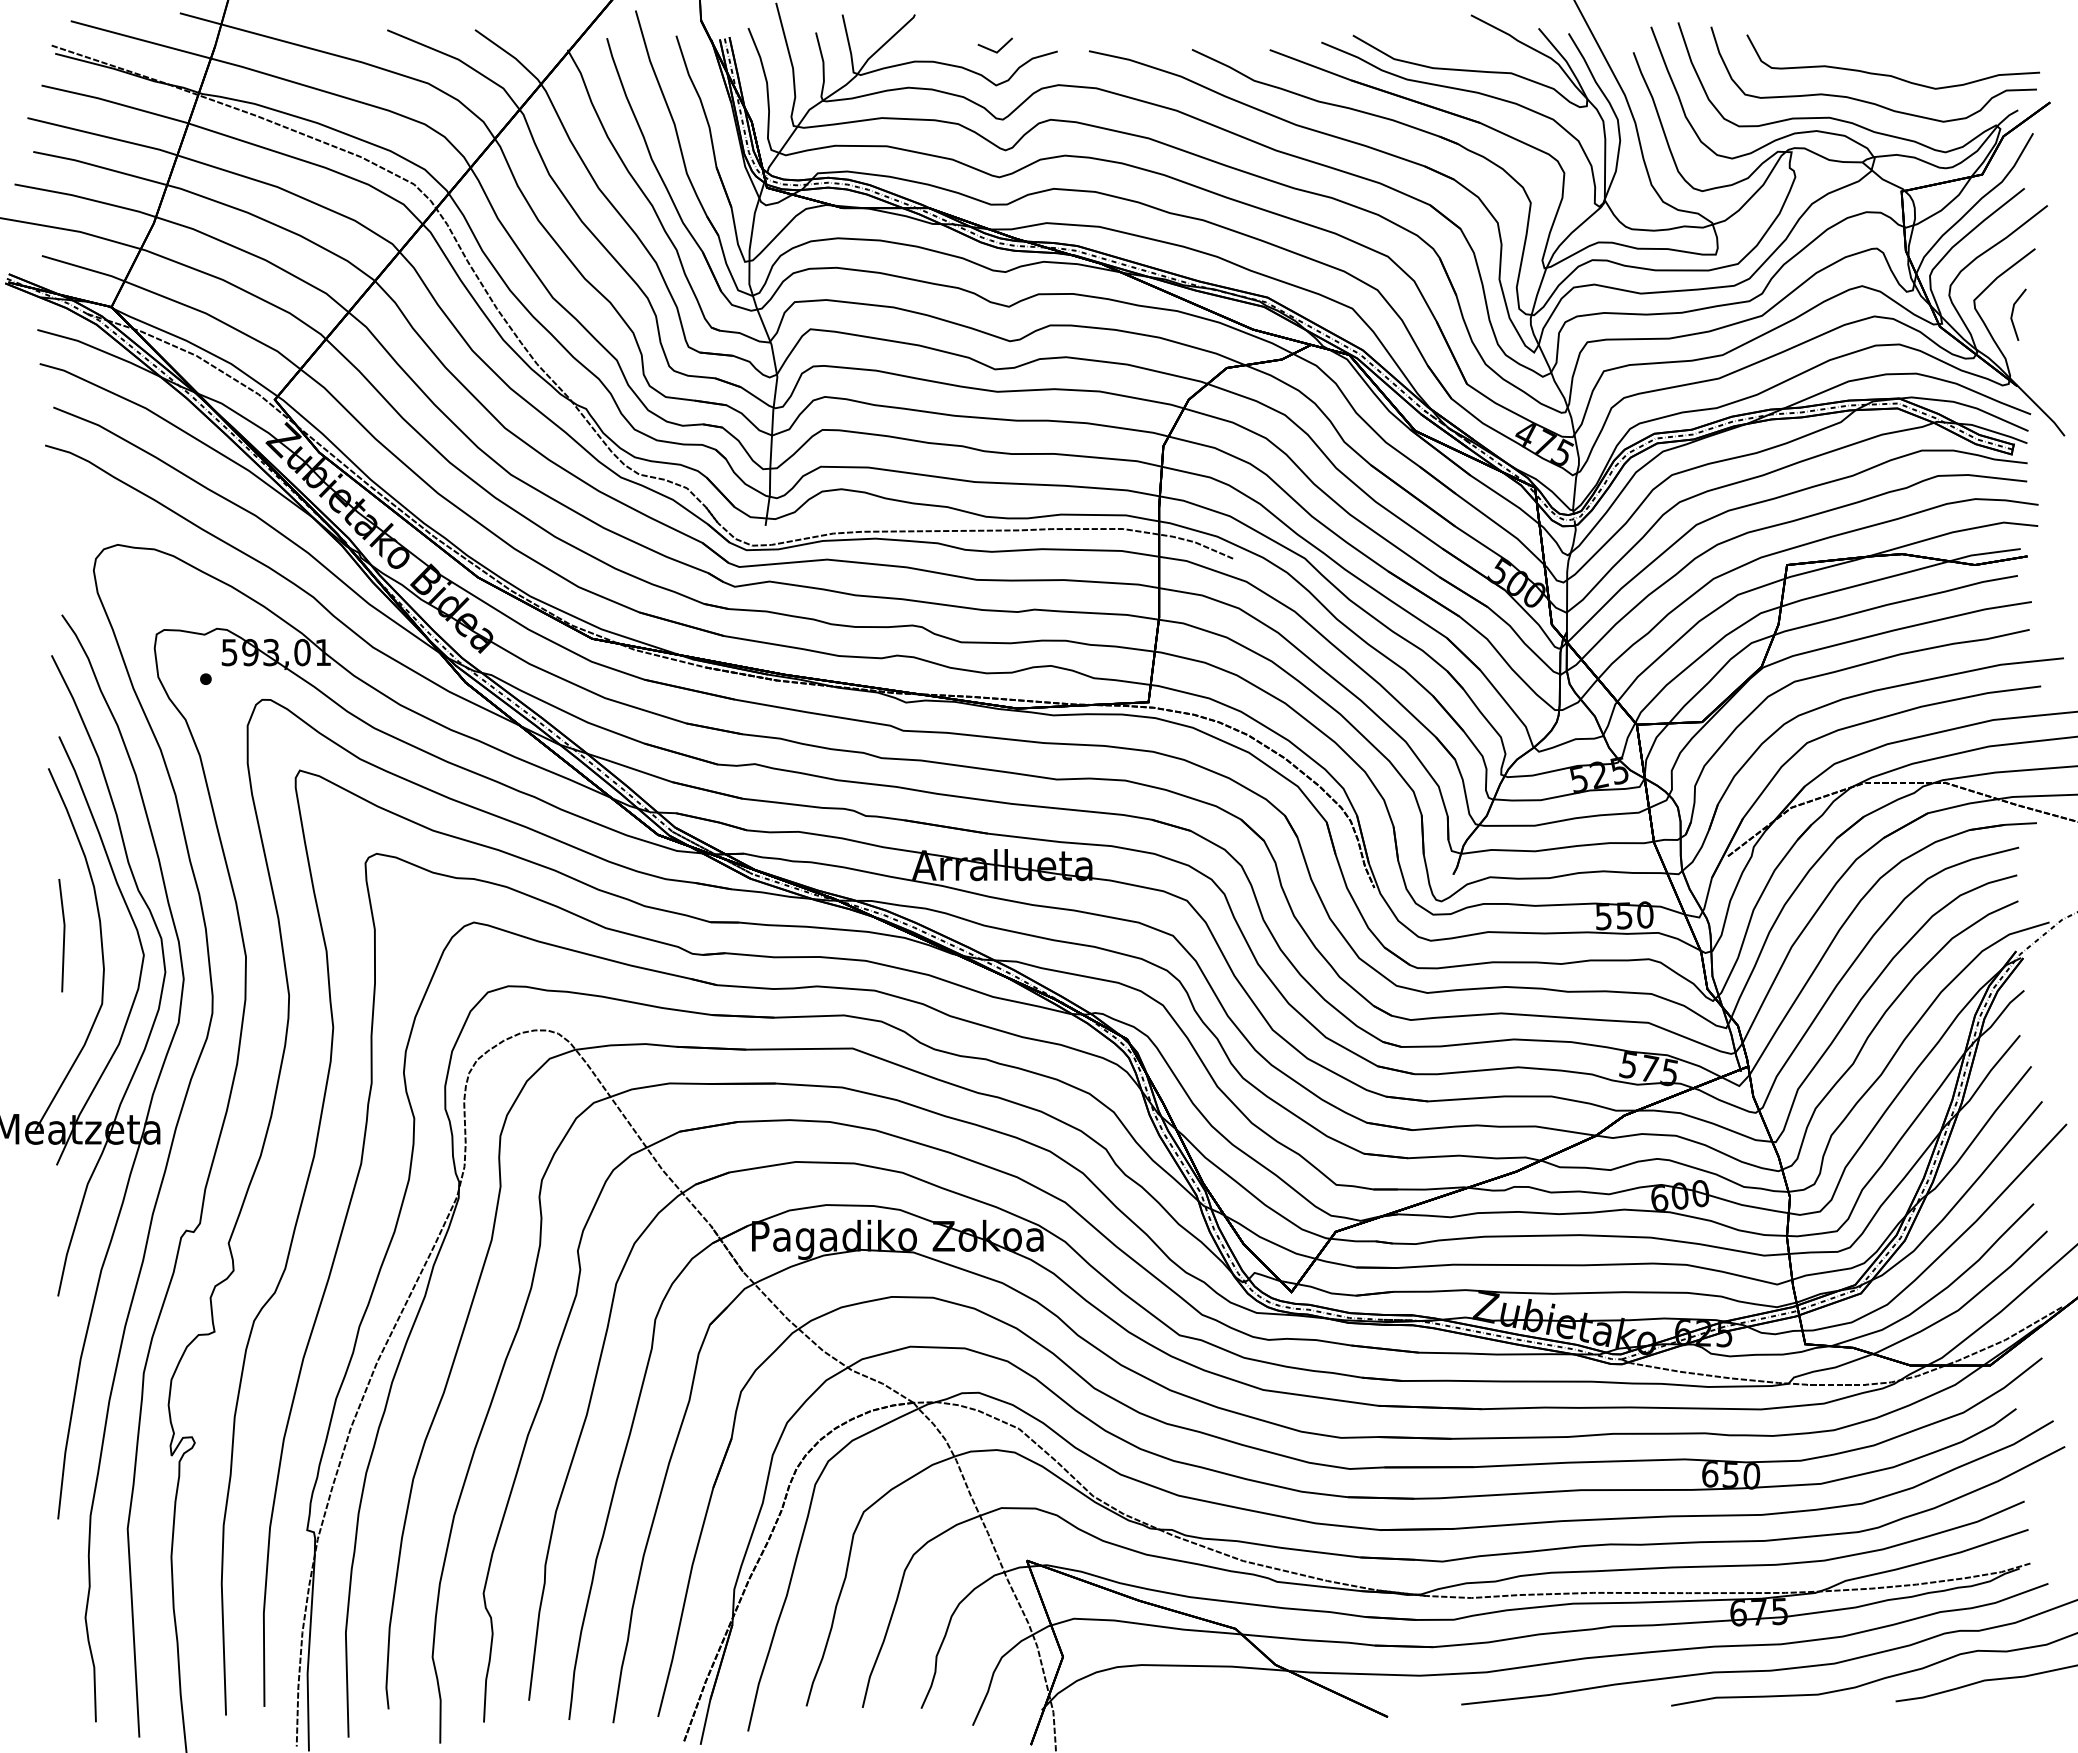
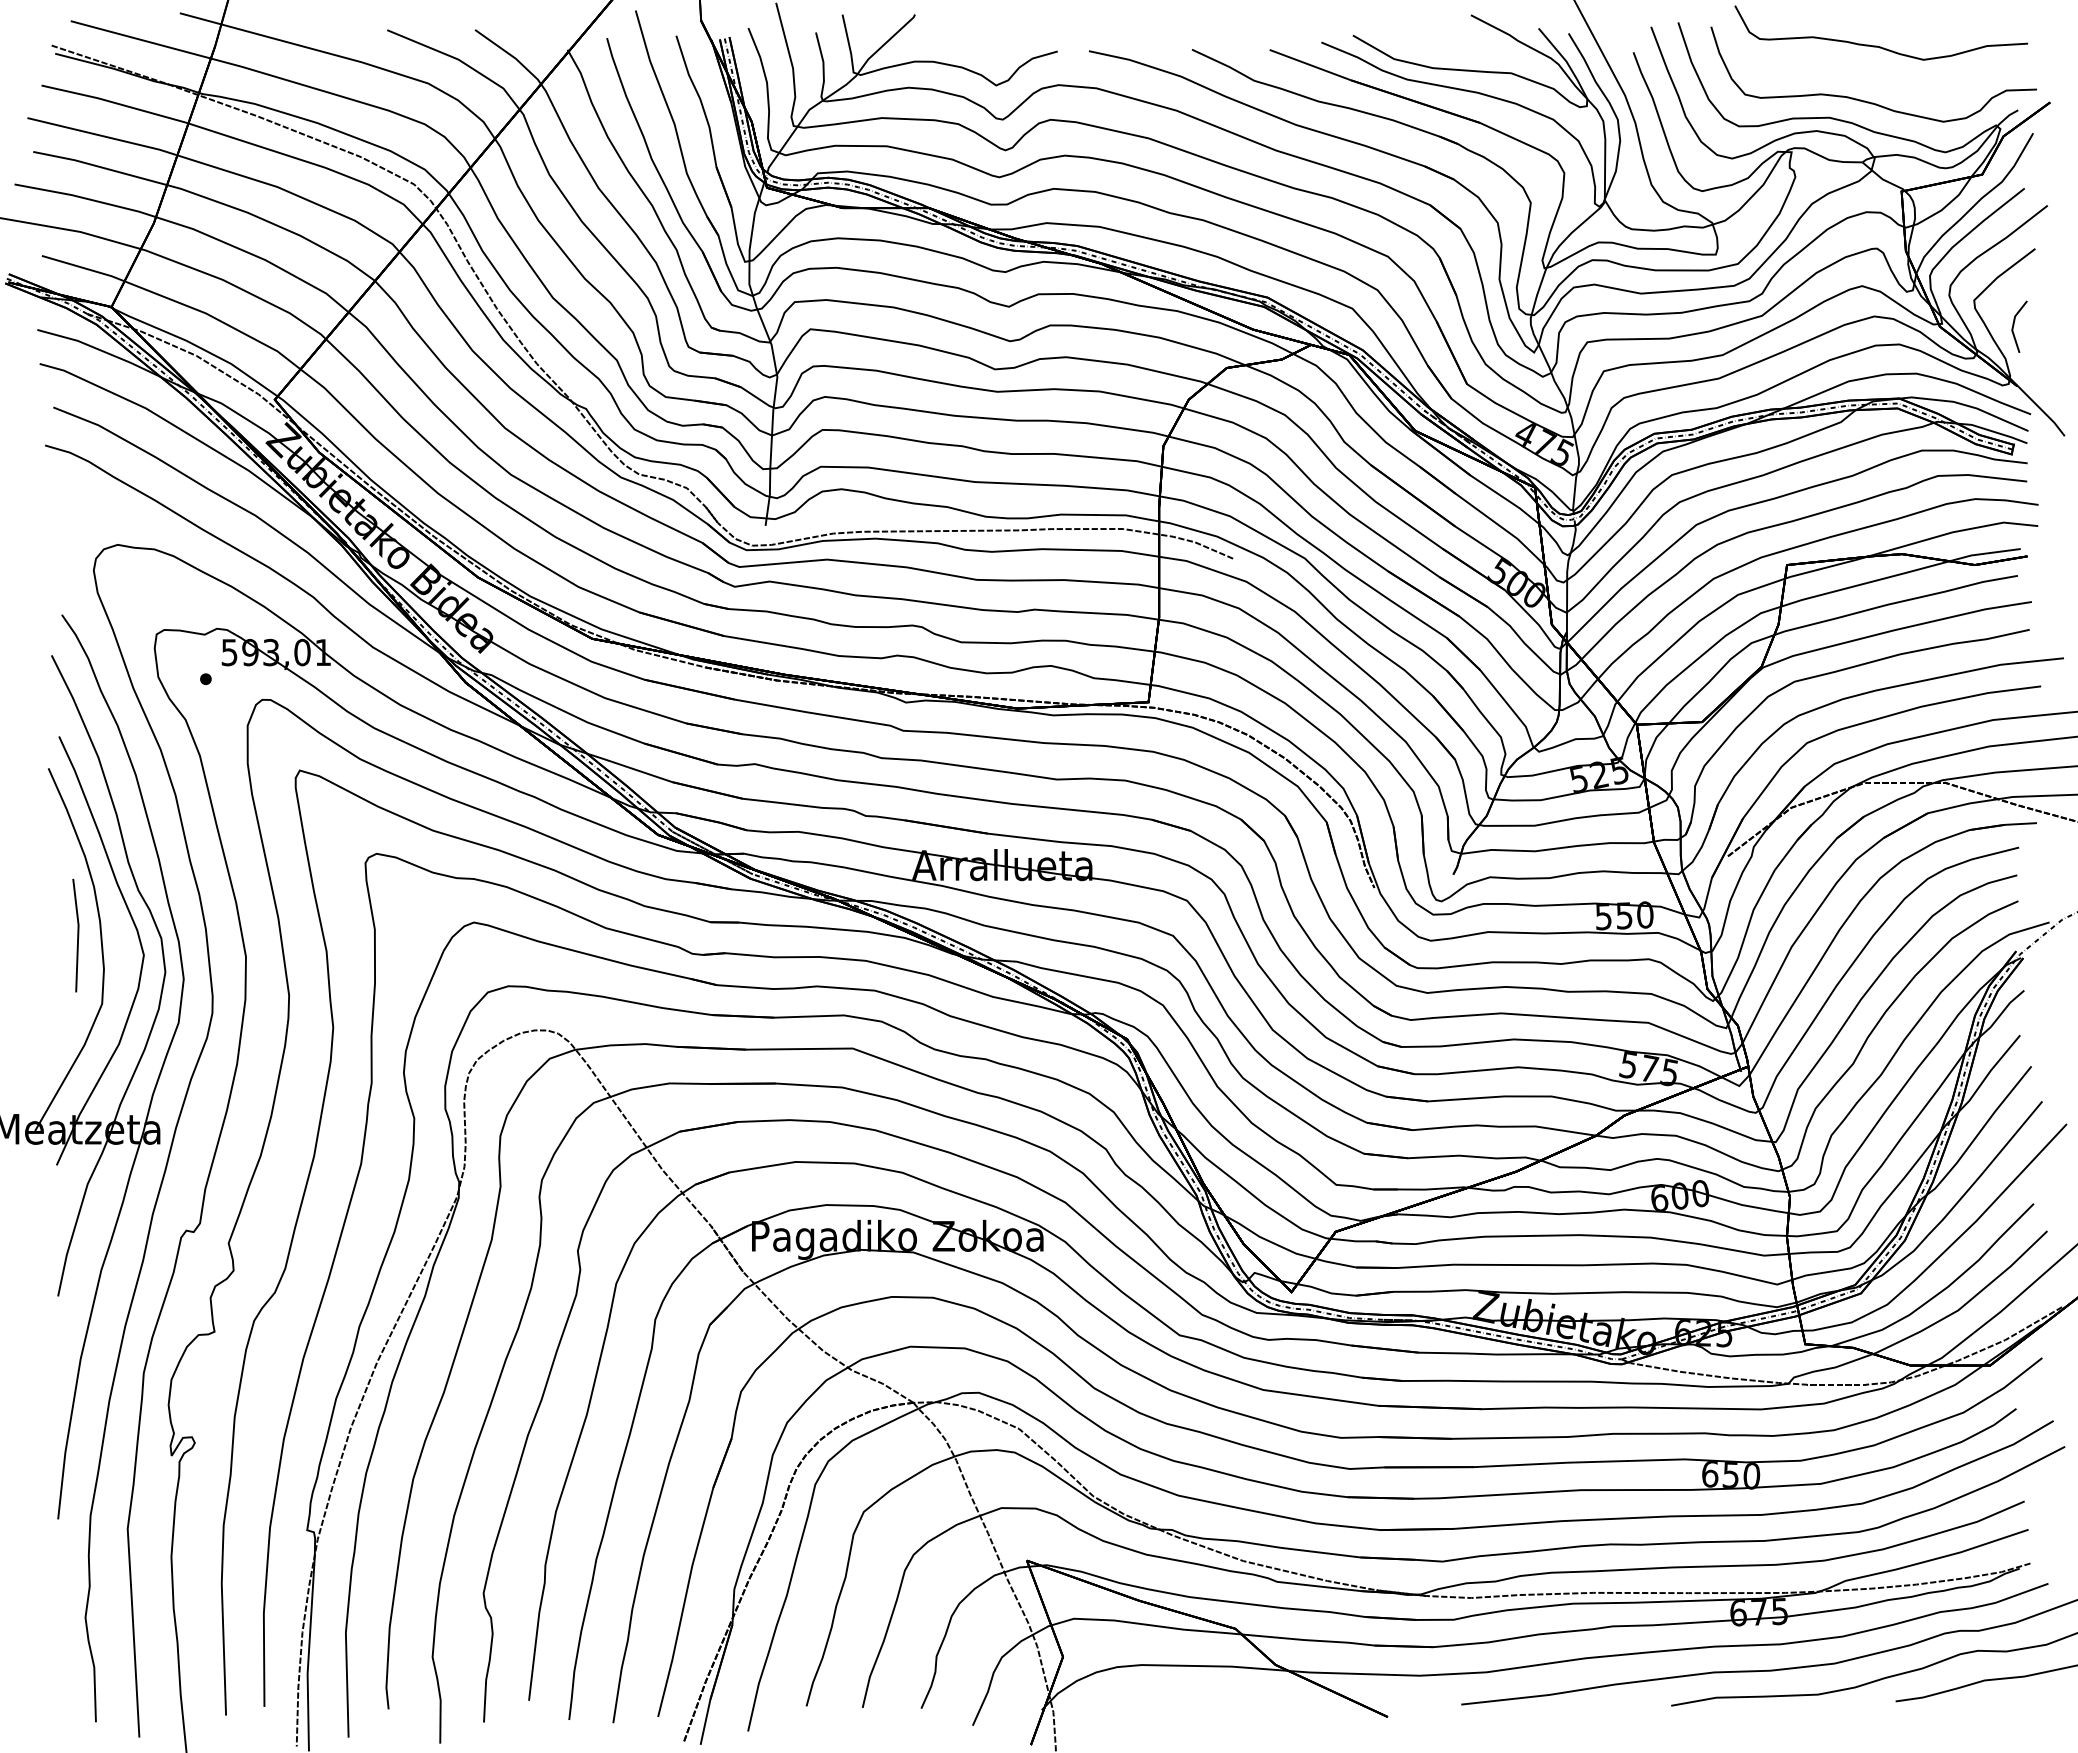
line: present -> none (992, 49)
curve position: (1889, 74) -> (1877, 45) (1877, 45)
line position: (2013, 313) -> (2014, 325) (2014, 325)
line position: (63, 935) -> (77, 935) (77, 935)
